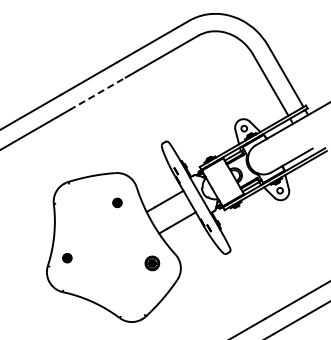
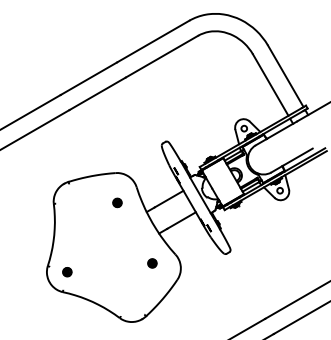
line: dashed -> solid (97, 93)
part position: (67, 258) -> (67, 272) (67, 272)
part size: 17x17 px -> 11x11 px (152, 263)
